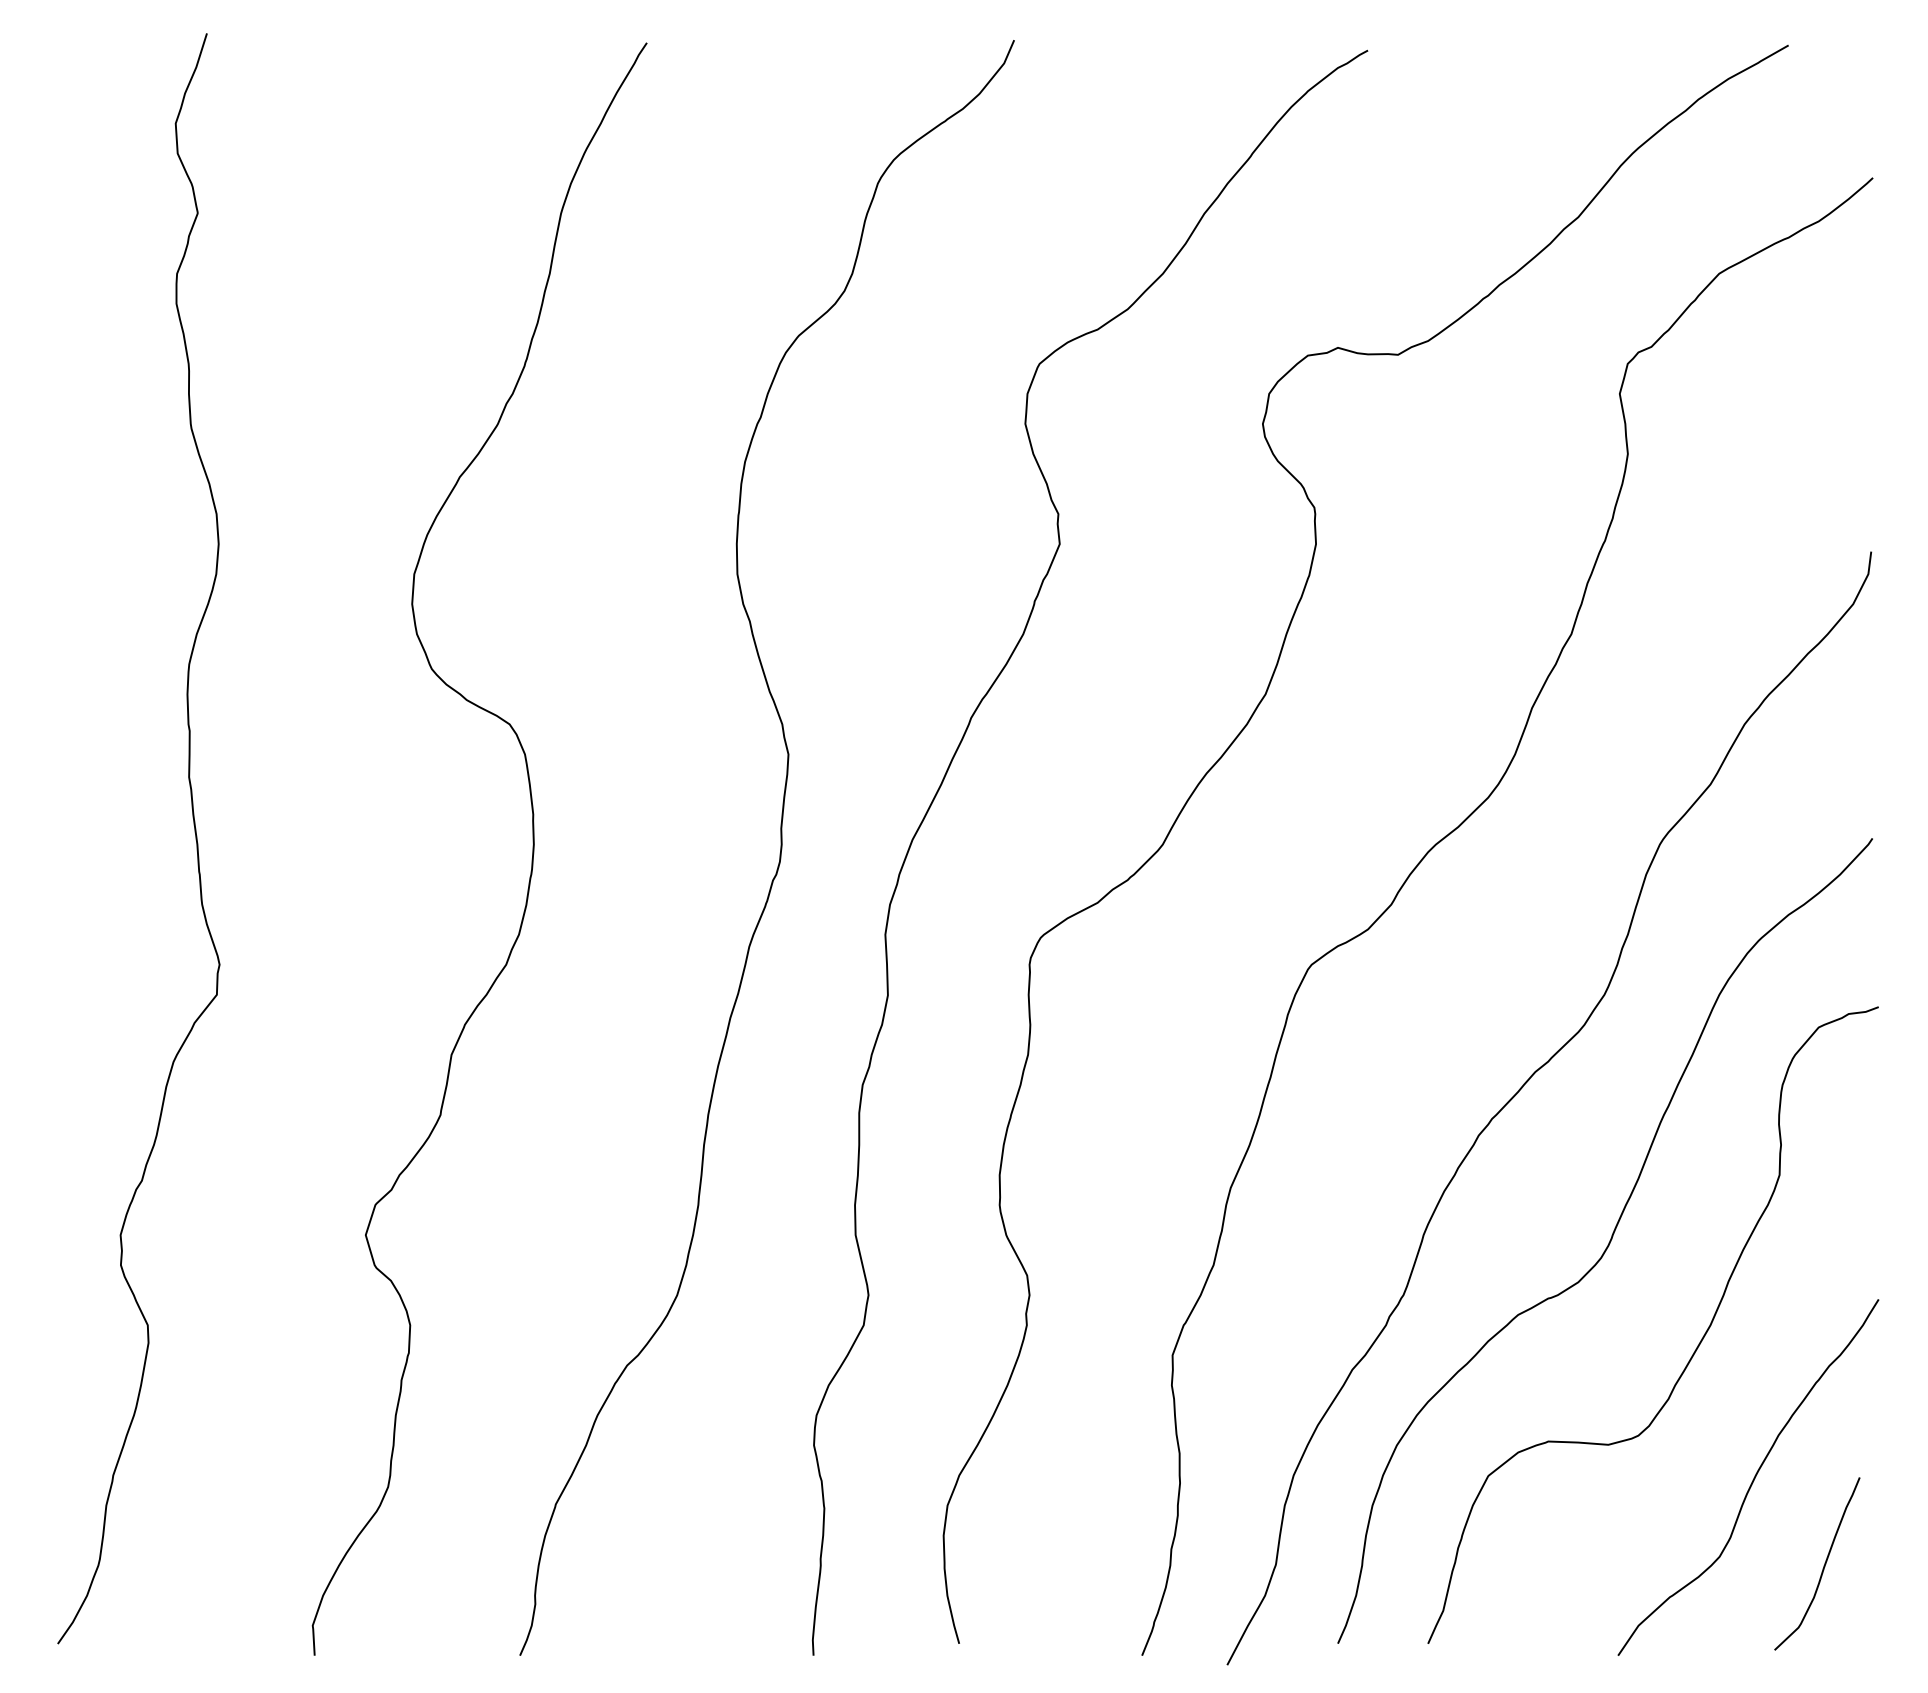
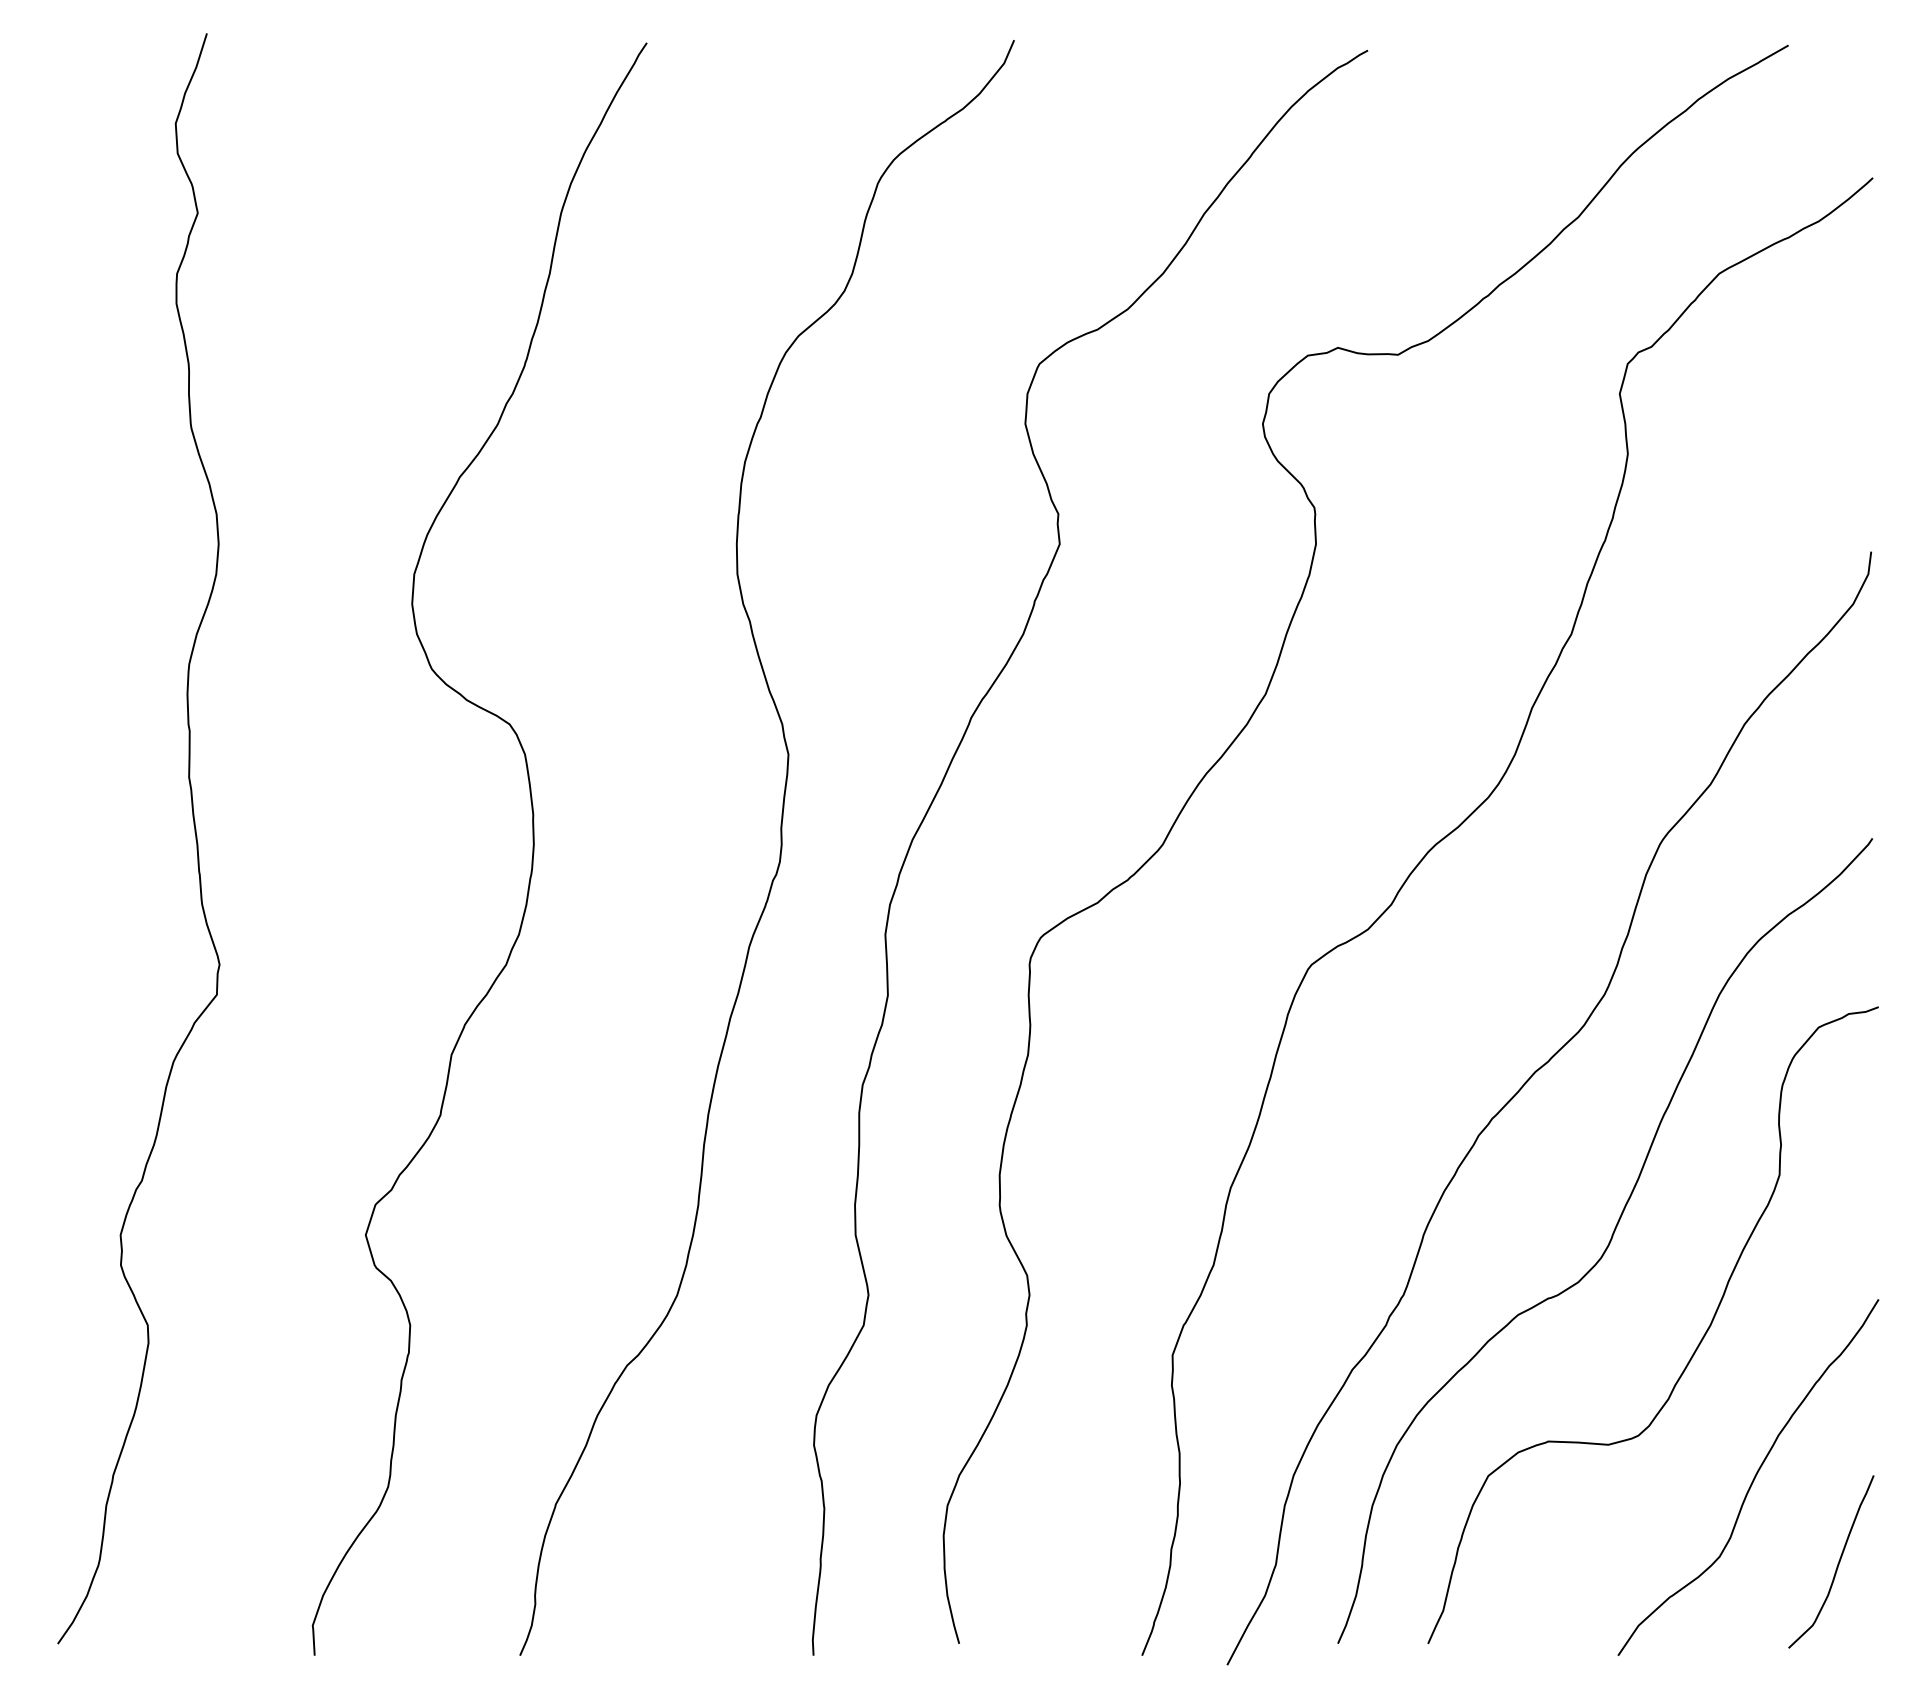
curve position: (1823, 1565) -> (1837, 1563) (1837, 1563)
